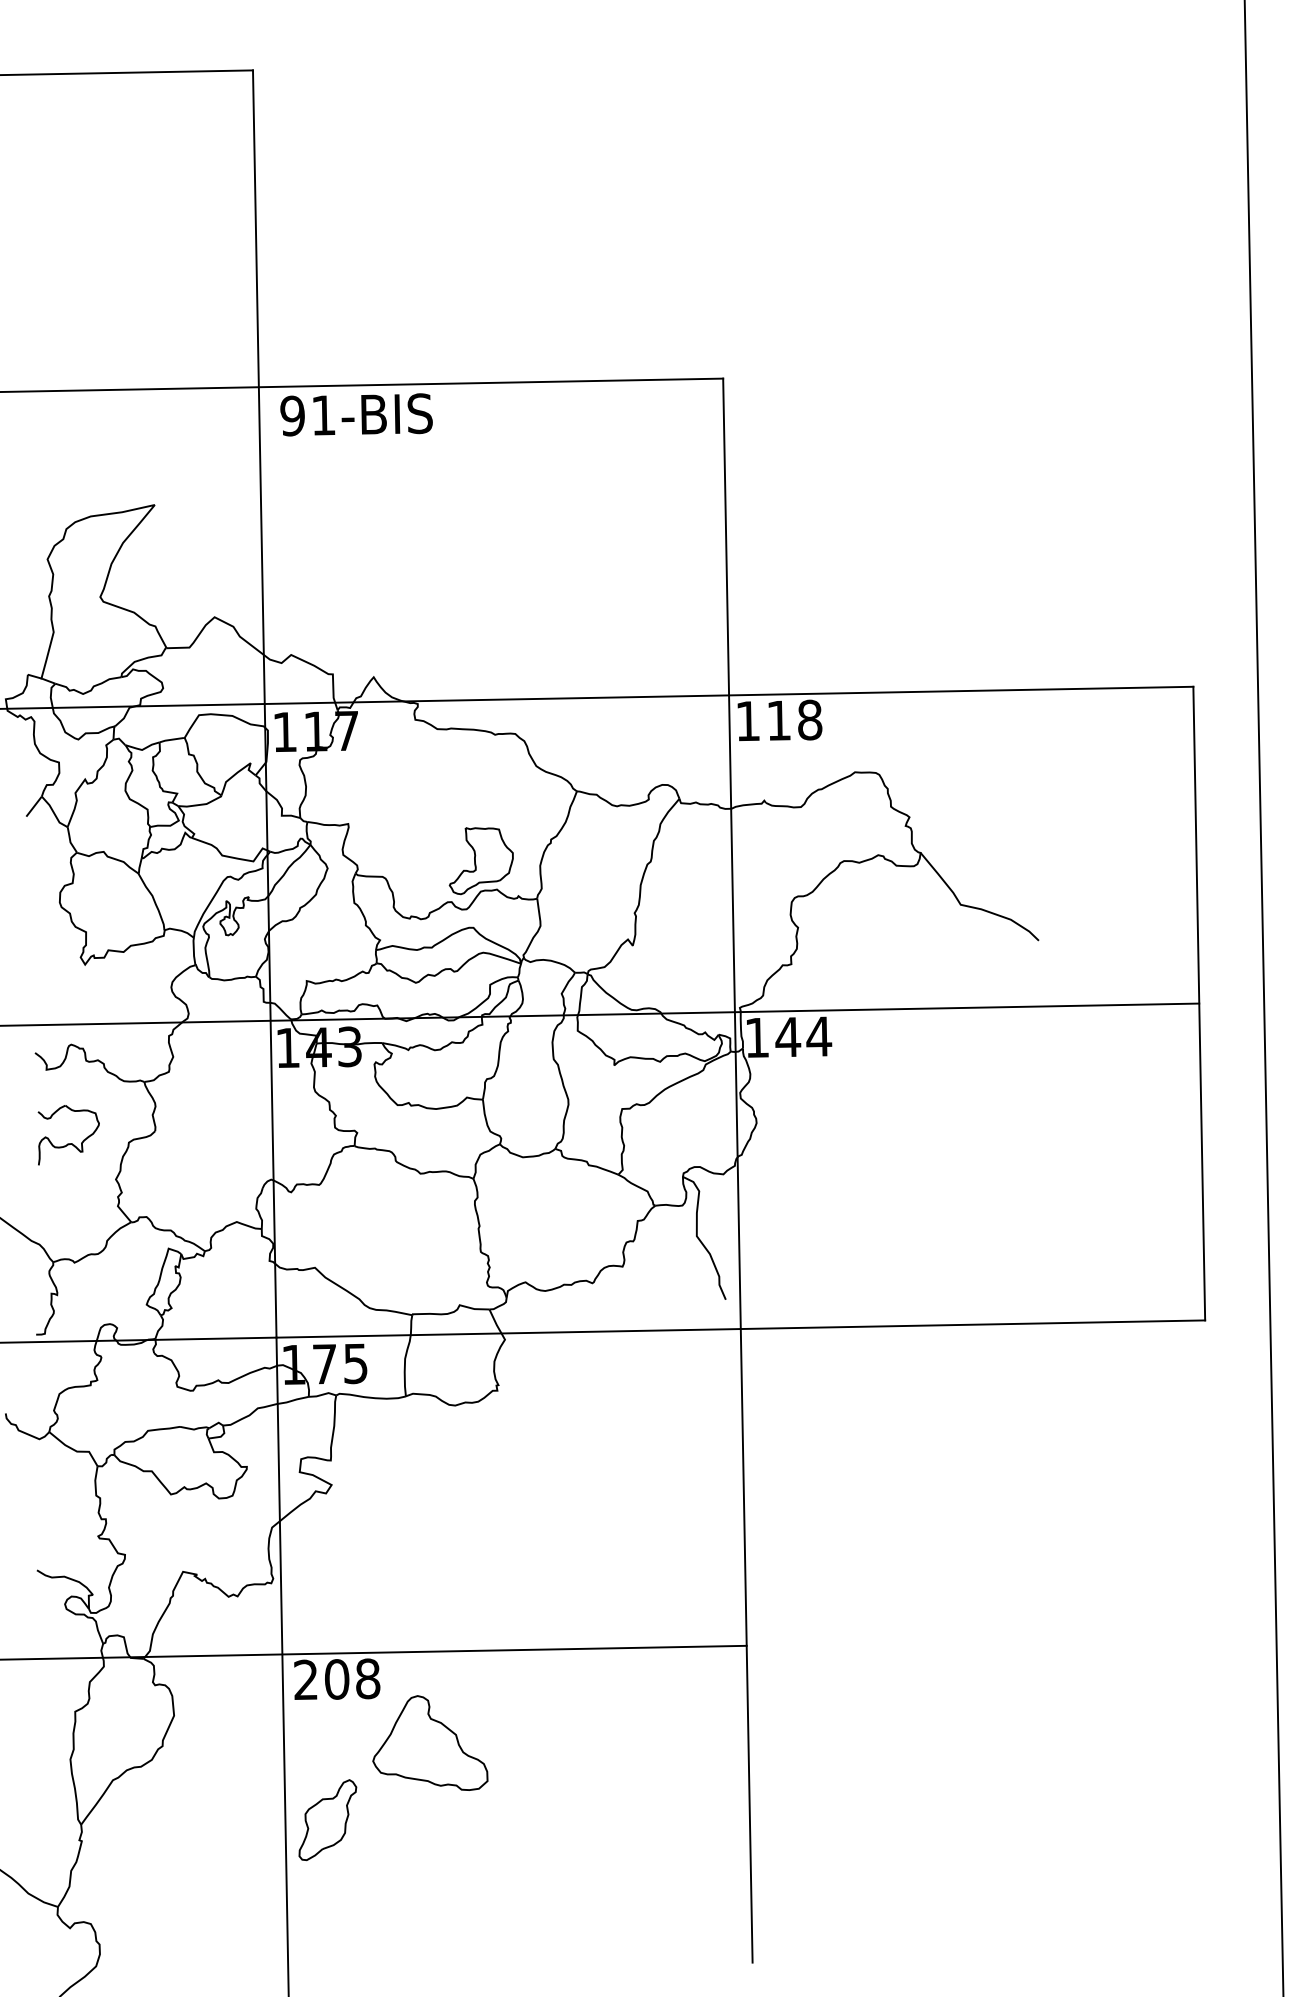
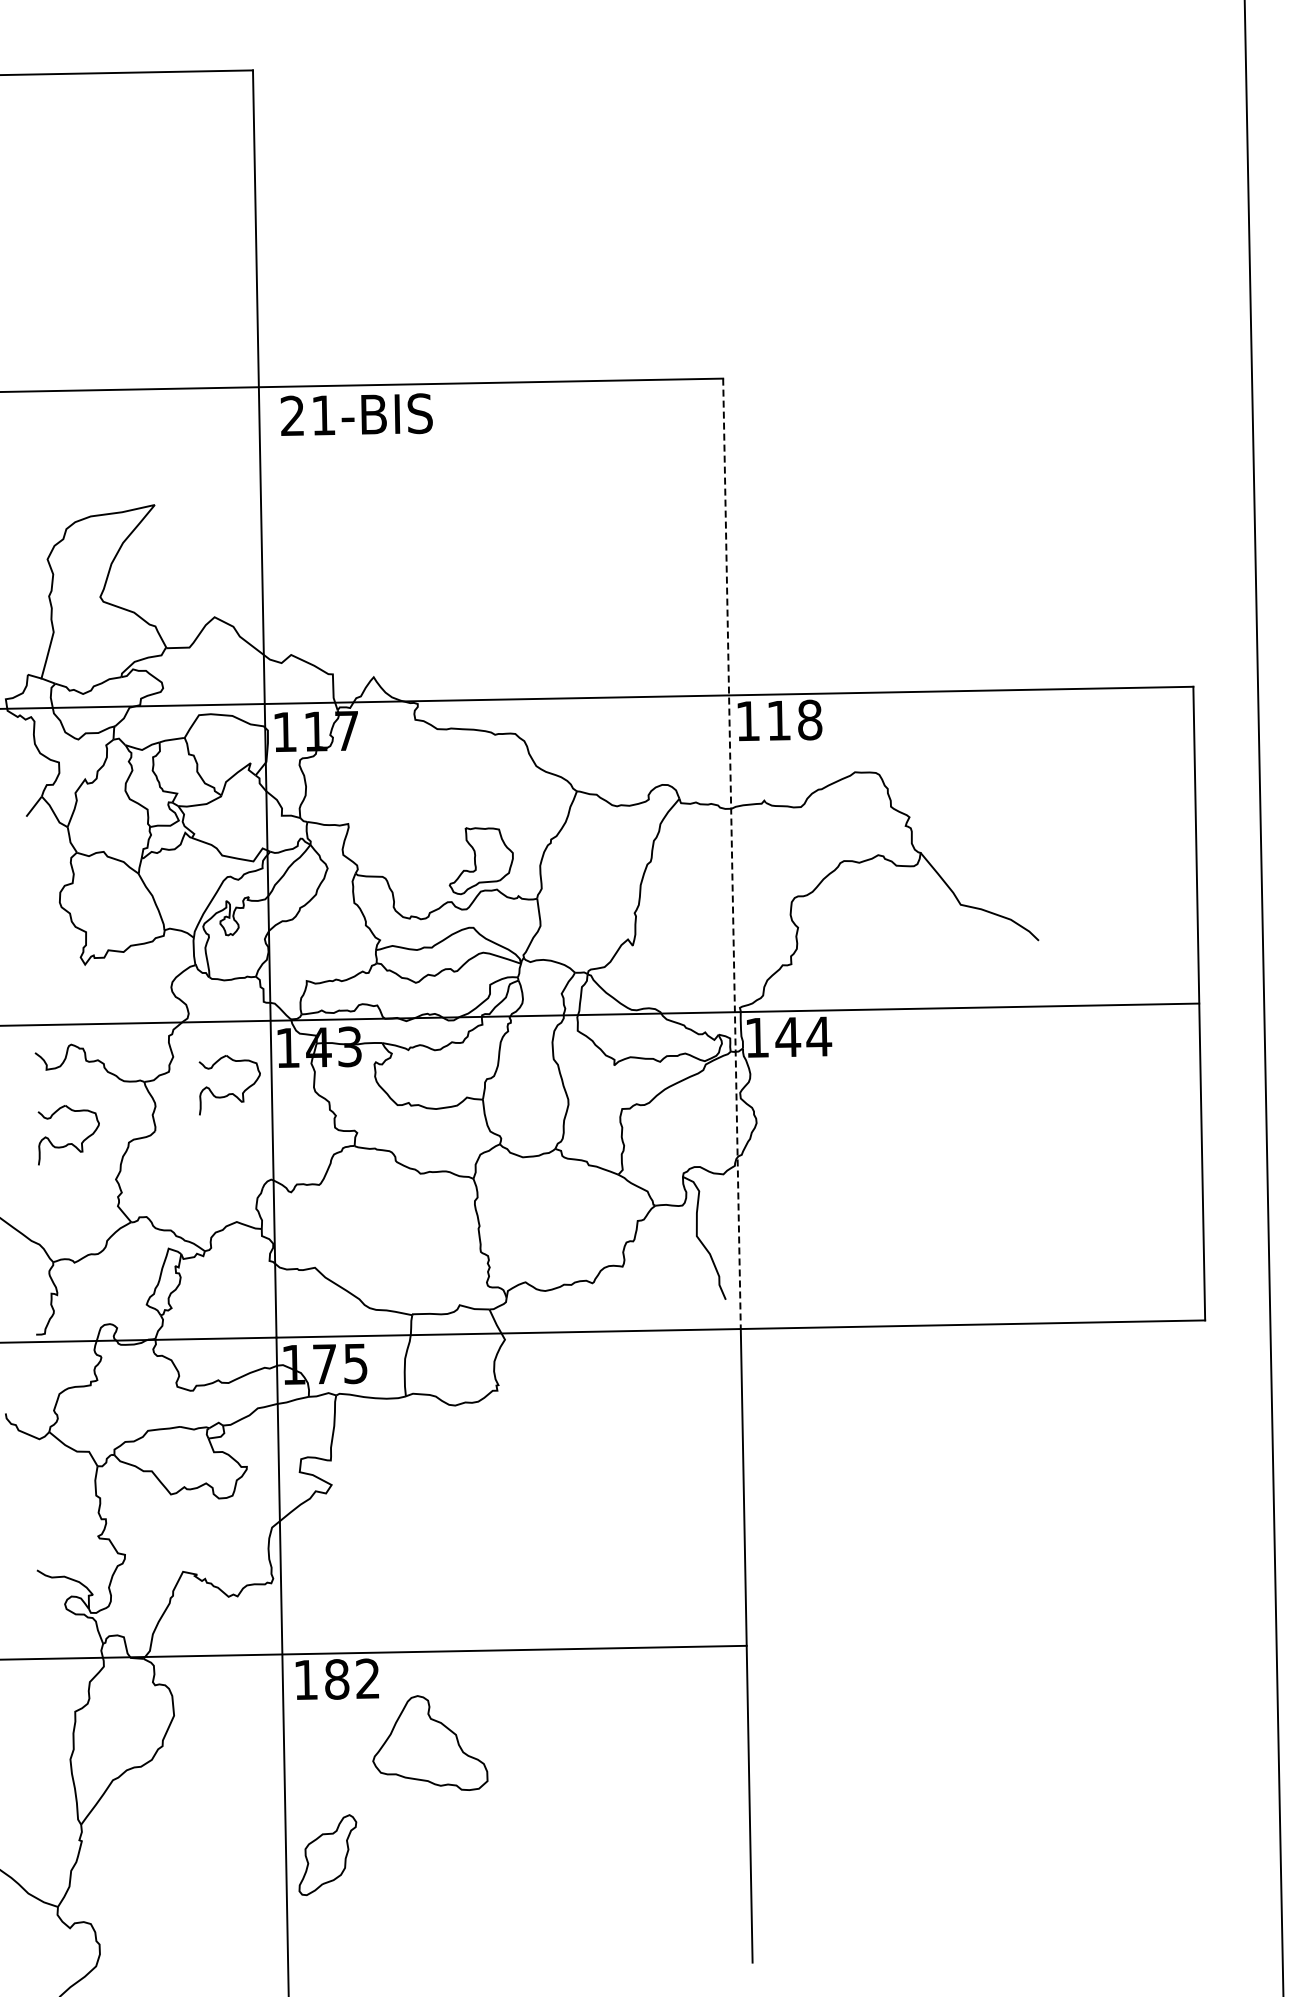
text: 91-BIS -> 21-BIS (292, 415)
line: solid -> dashed (732, 854)
part: none -> present (229, 1093)
text: 208 -> 182 (337, 1678)
part position: (327, 1820) -> (327, 1855) (327, 1855)
